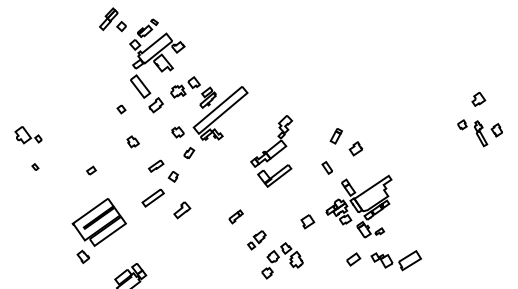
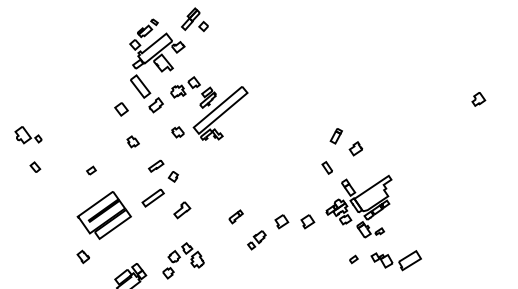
part position: (112, 19) -> (194, 19) (194, 19)
part size: 11x11 px -> 15x15 px (121, 109)
part: present -> none (479, 133)
part: present -> none (271, 151)
part: present -> none (189, 152)
part size: 9x8 px -> 13x12 px (35, 166)
part: none -> present (281, 221)
part position: (98, 222) -> (103, 215) (103, 215)
part size: 16x15 px -> 10x11 px (353, 259)
part position: (282, 260) -> (183, 260) (183, 260)
